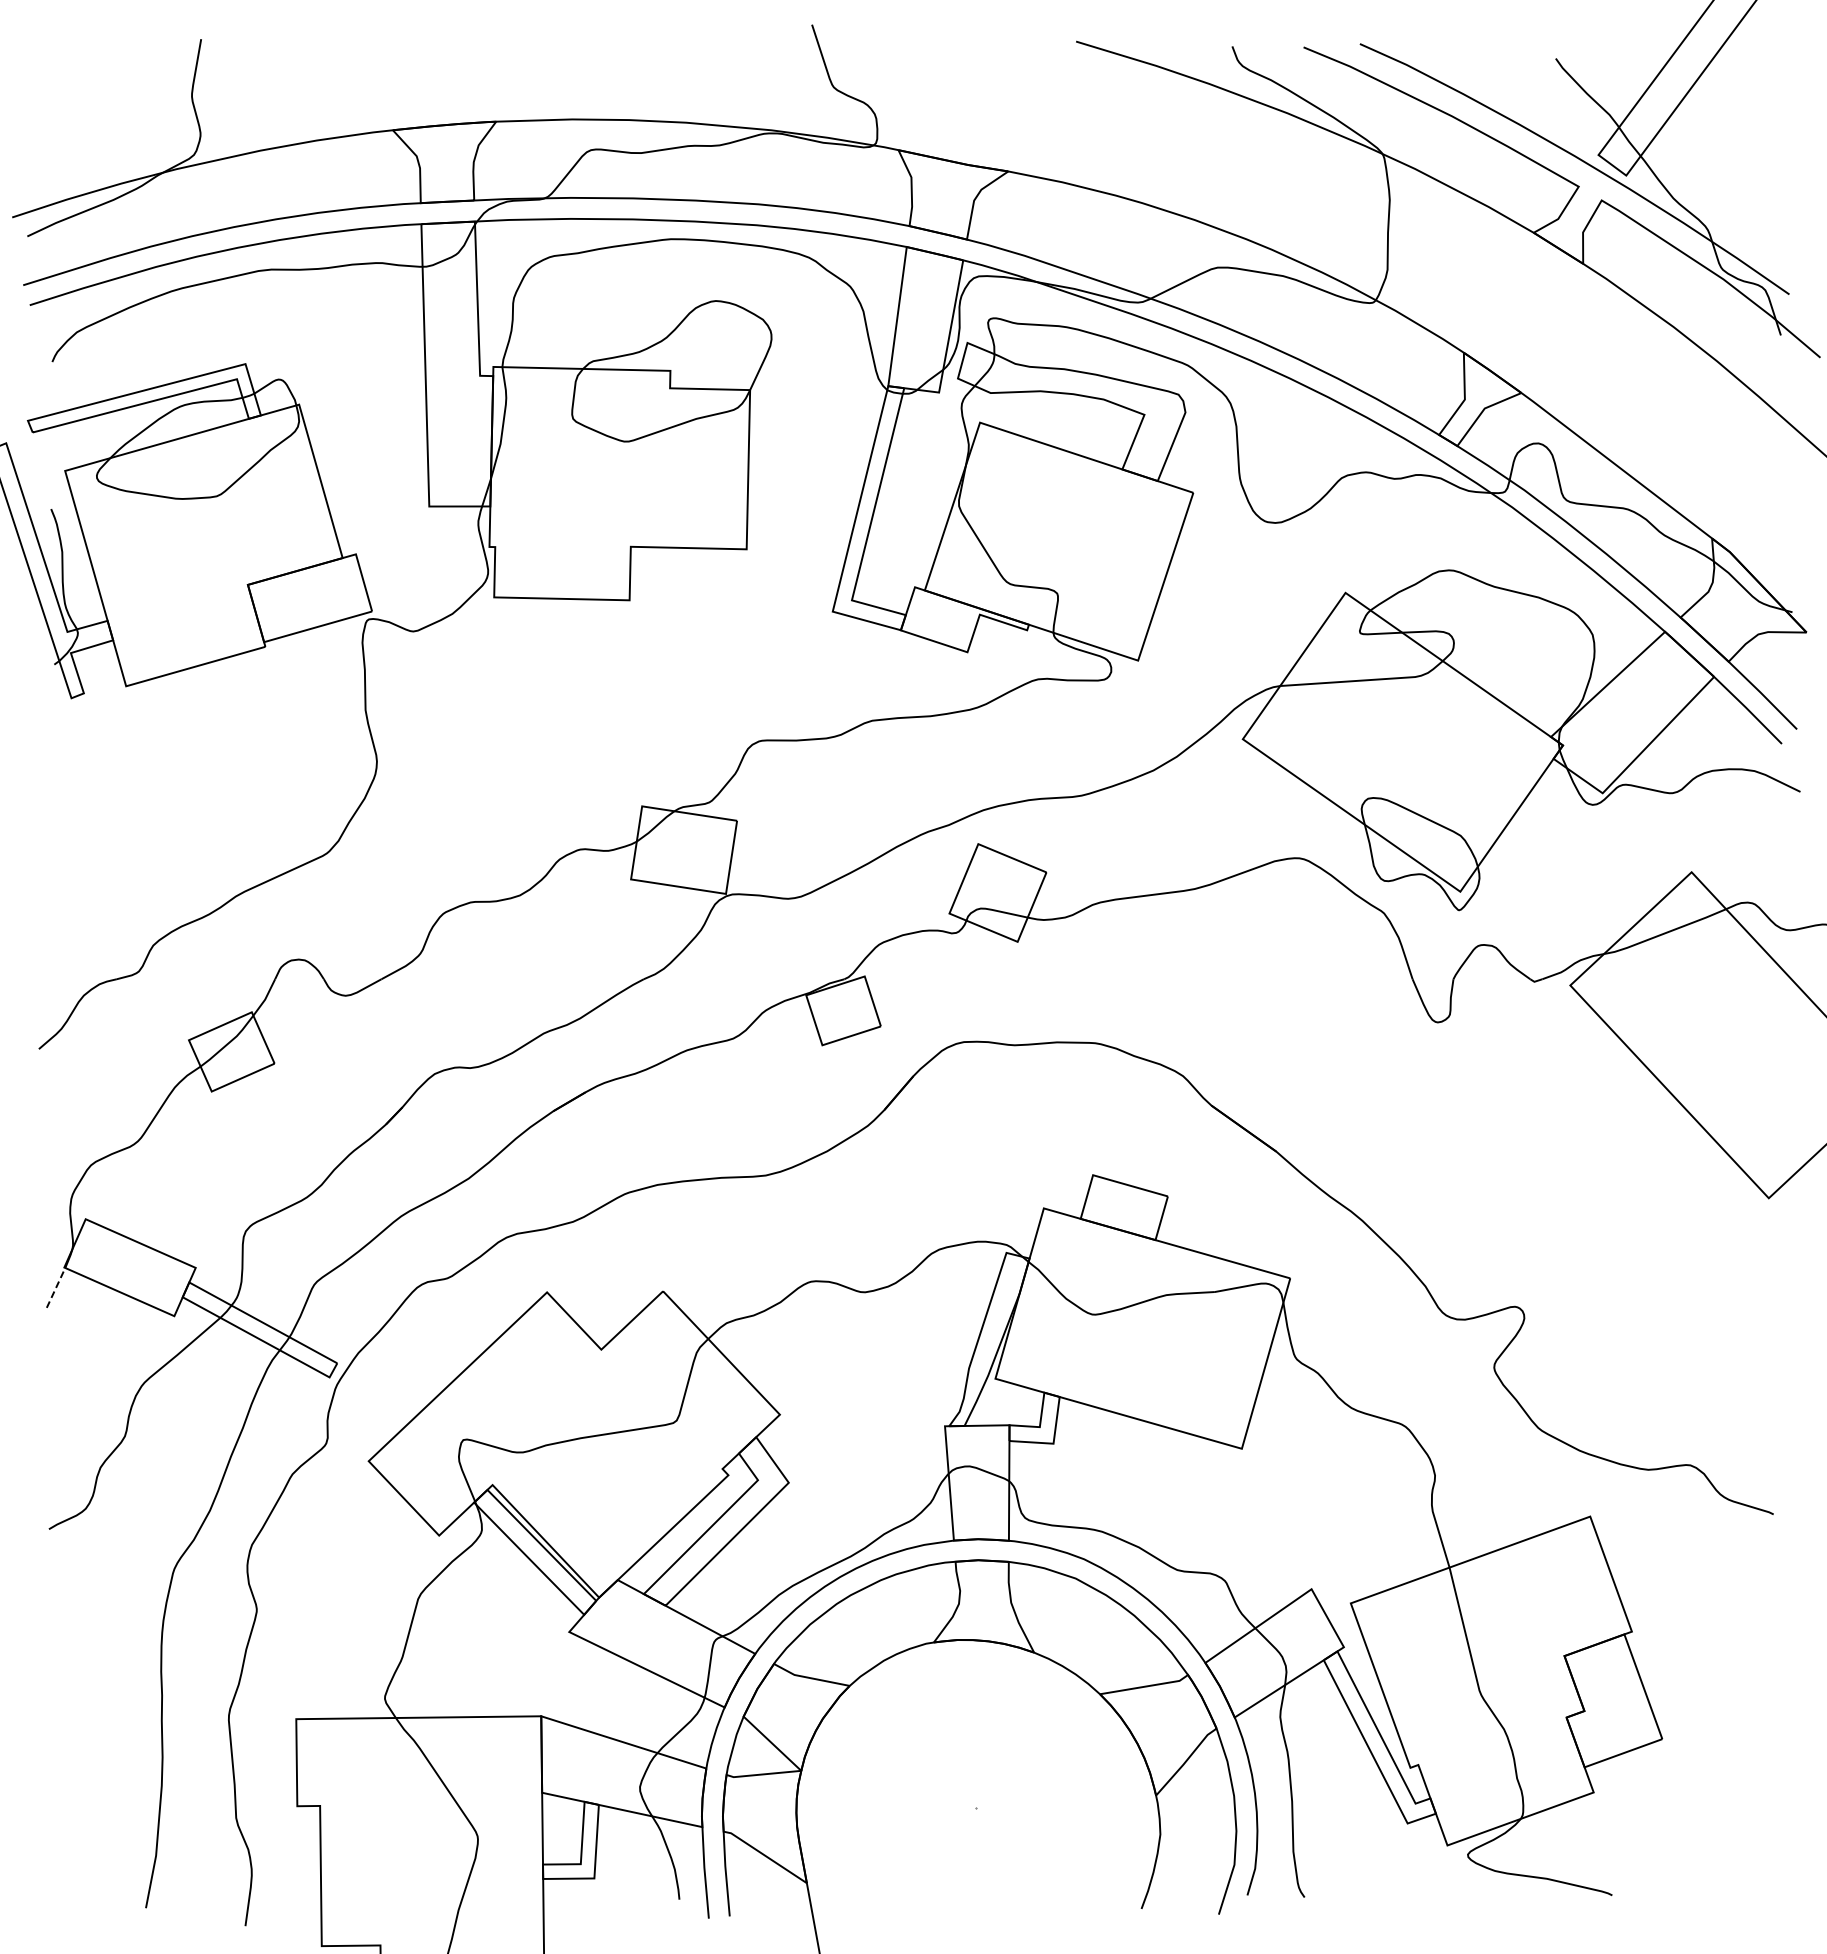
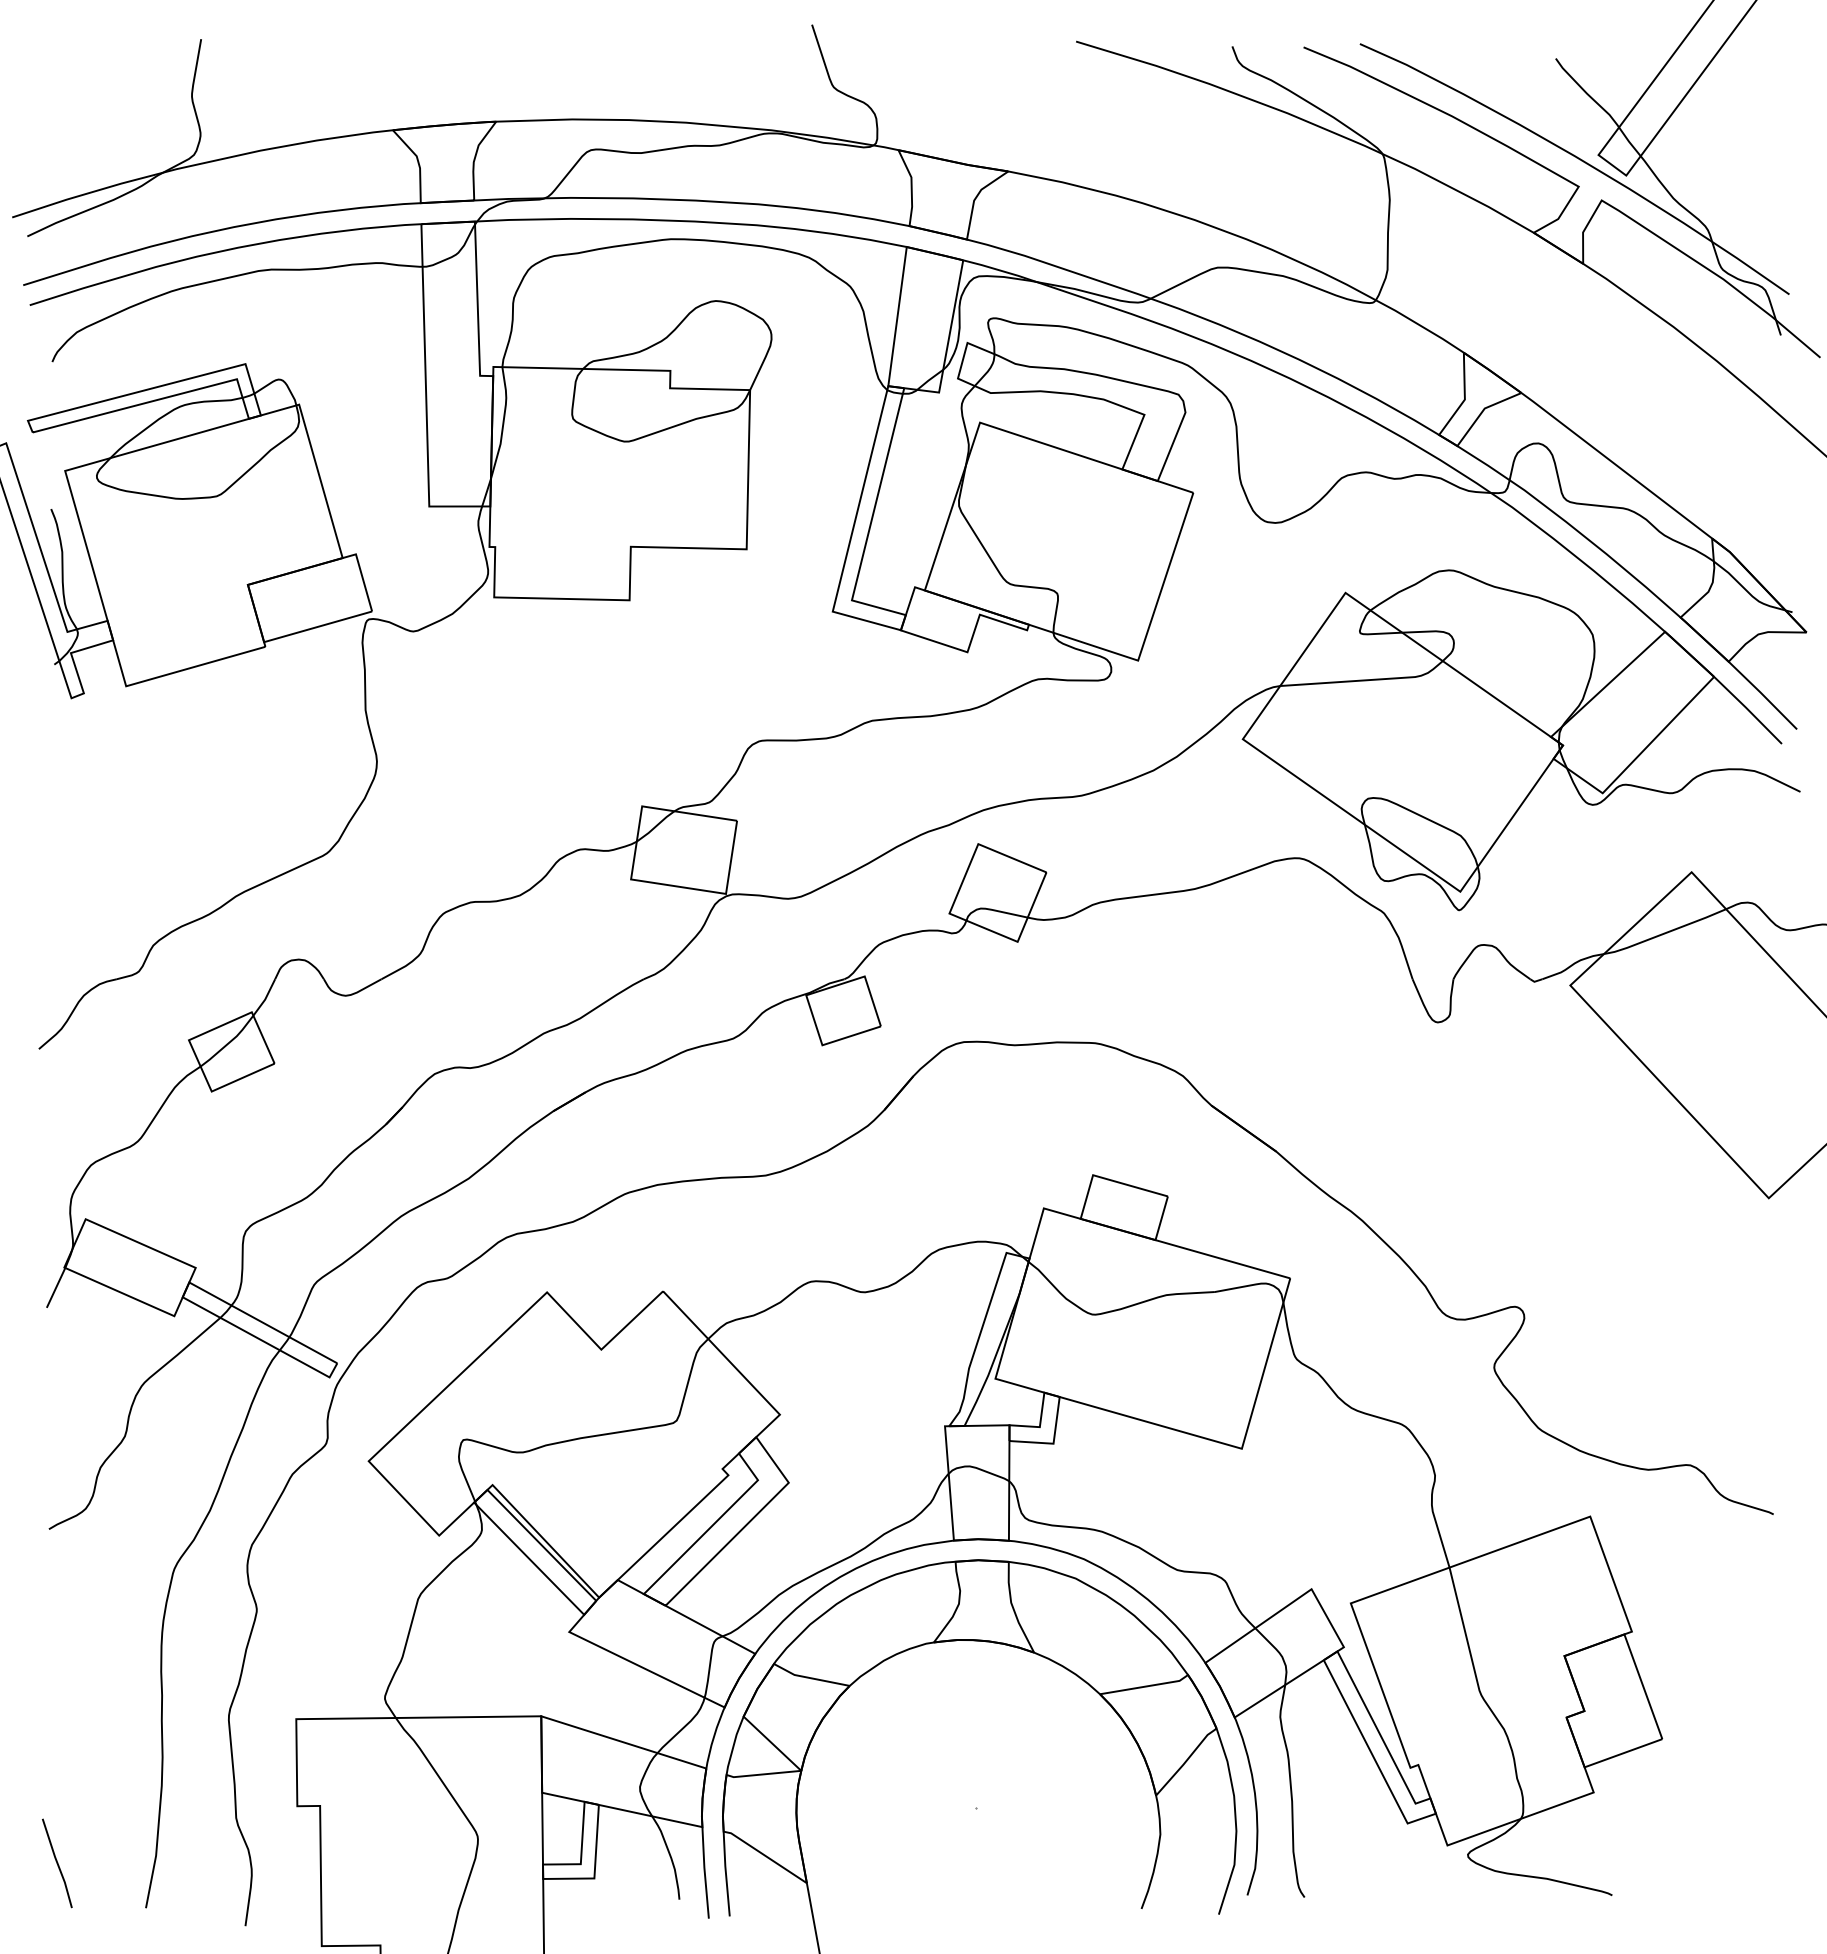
line: dashed -> solid (56, 1287)
line: none -> present (57, 1863)
